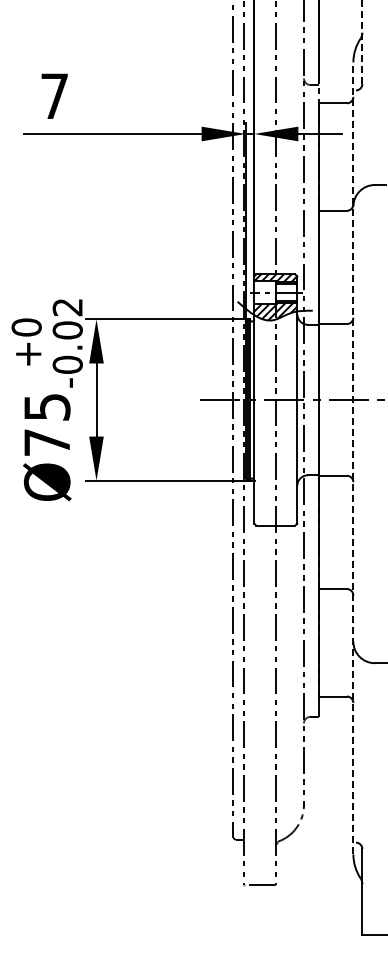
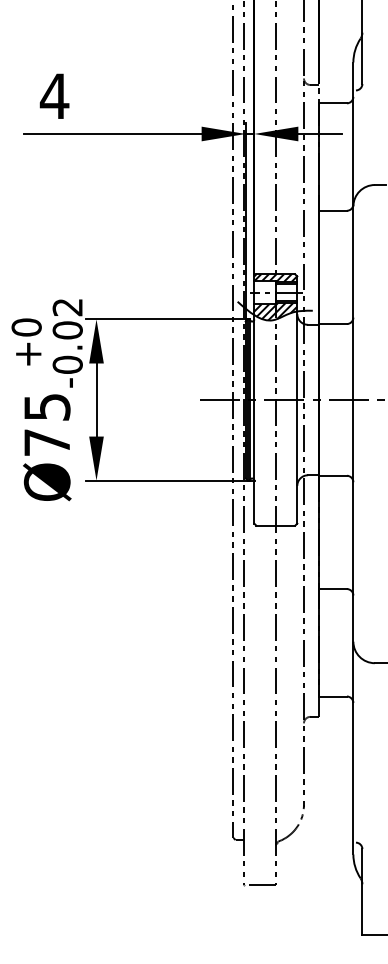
line: dashed -> solid (362, 42)
text: 7 -> 4 (54, 95)
line: dashed -> solid (353, 458)
